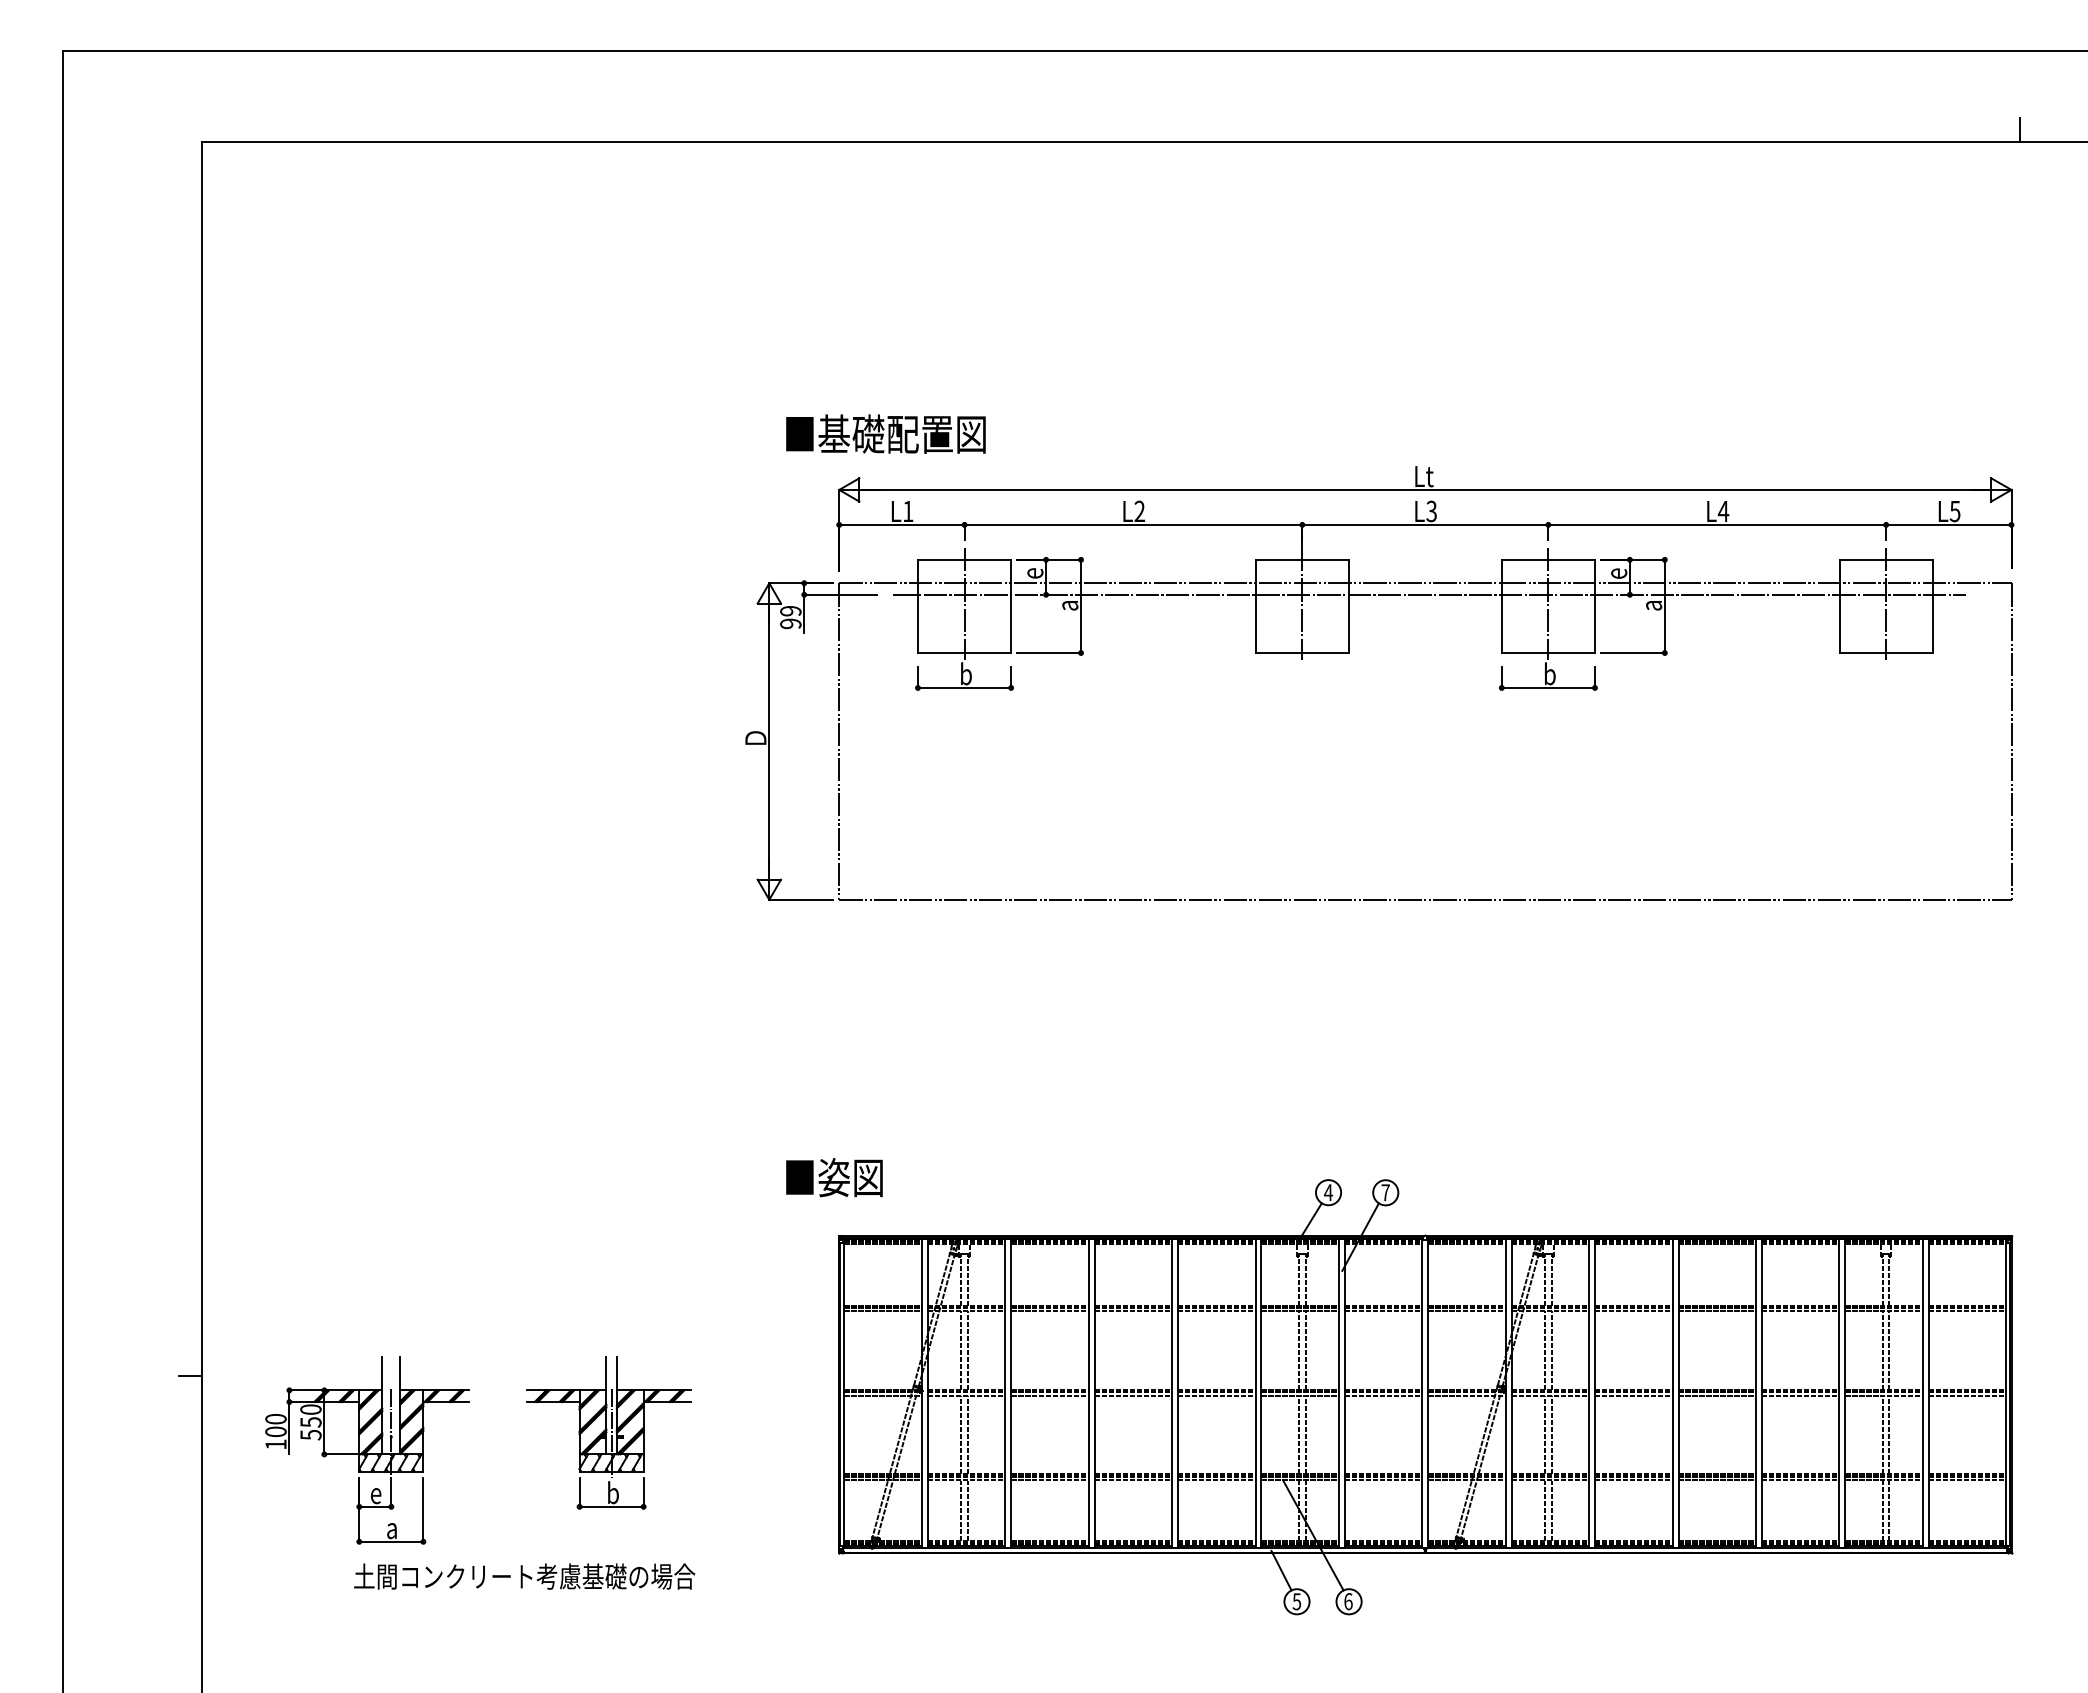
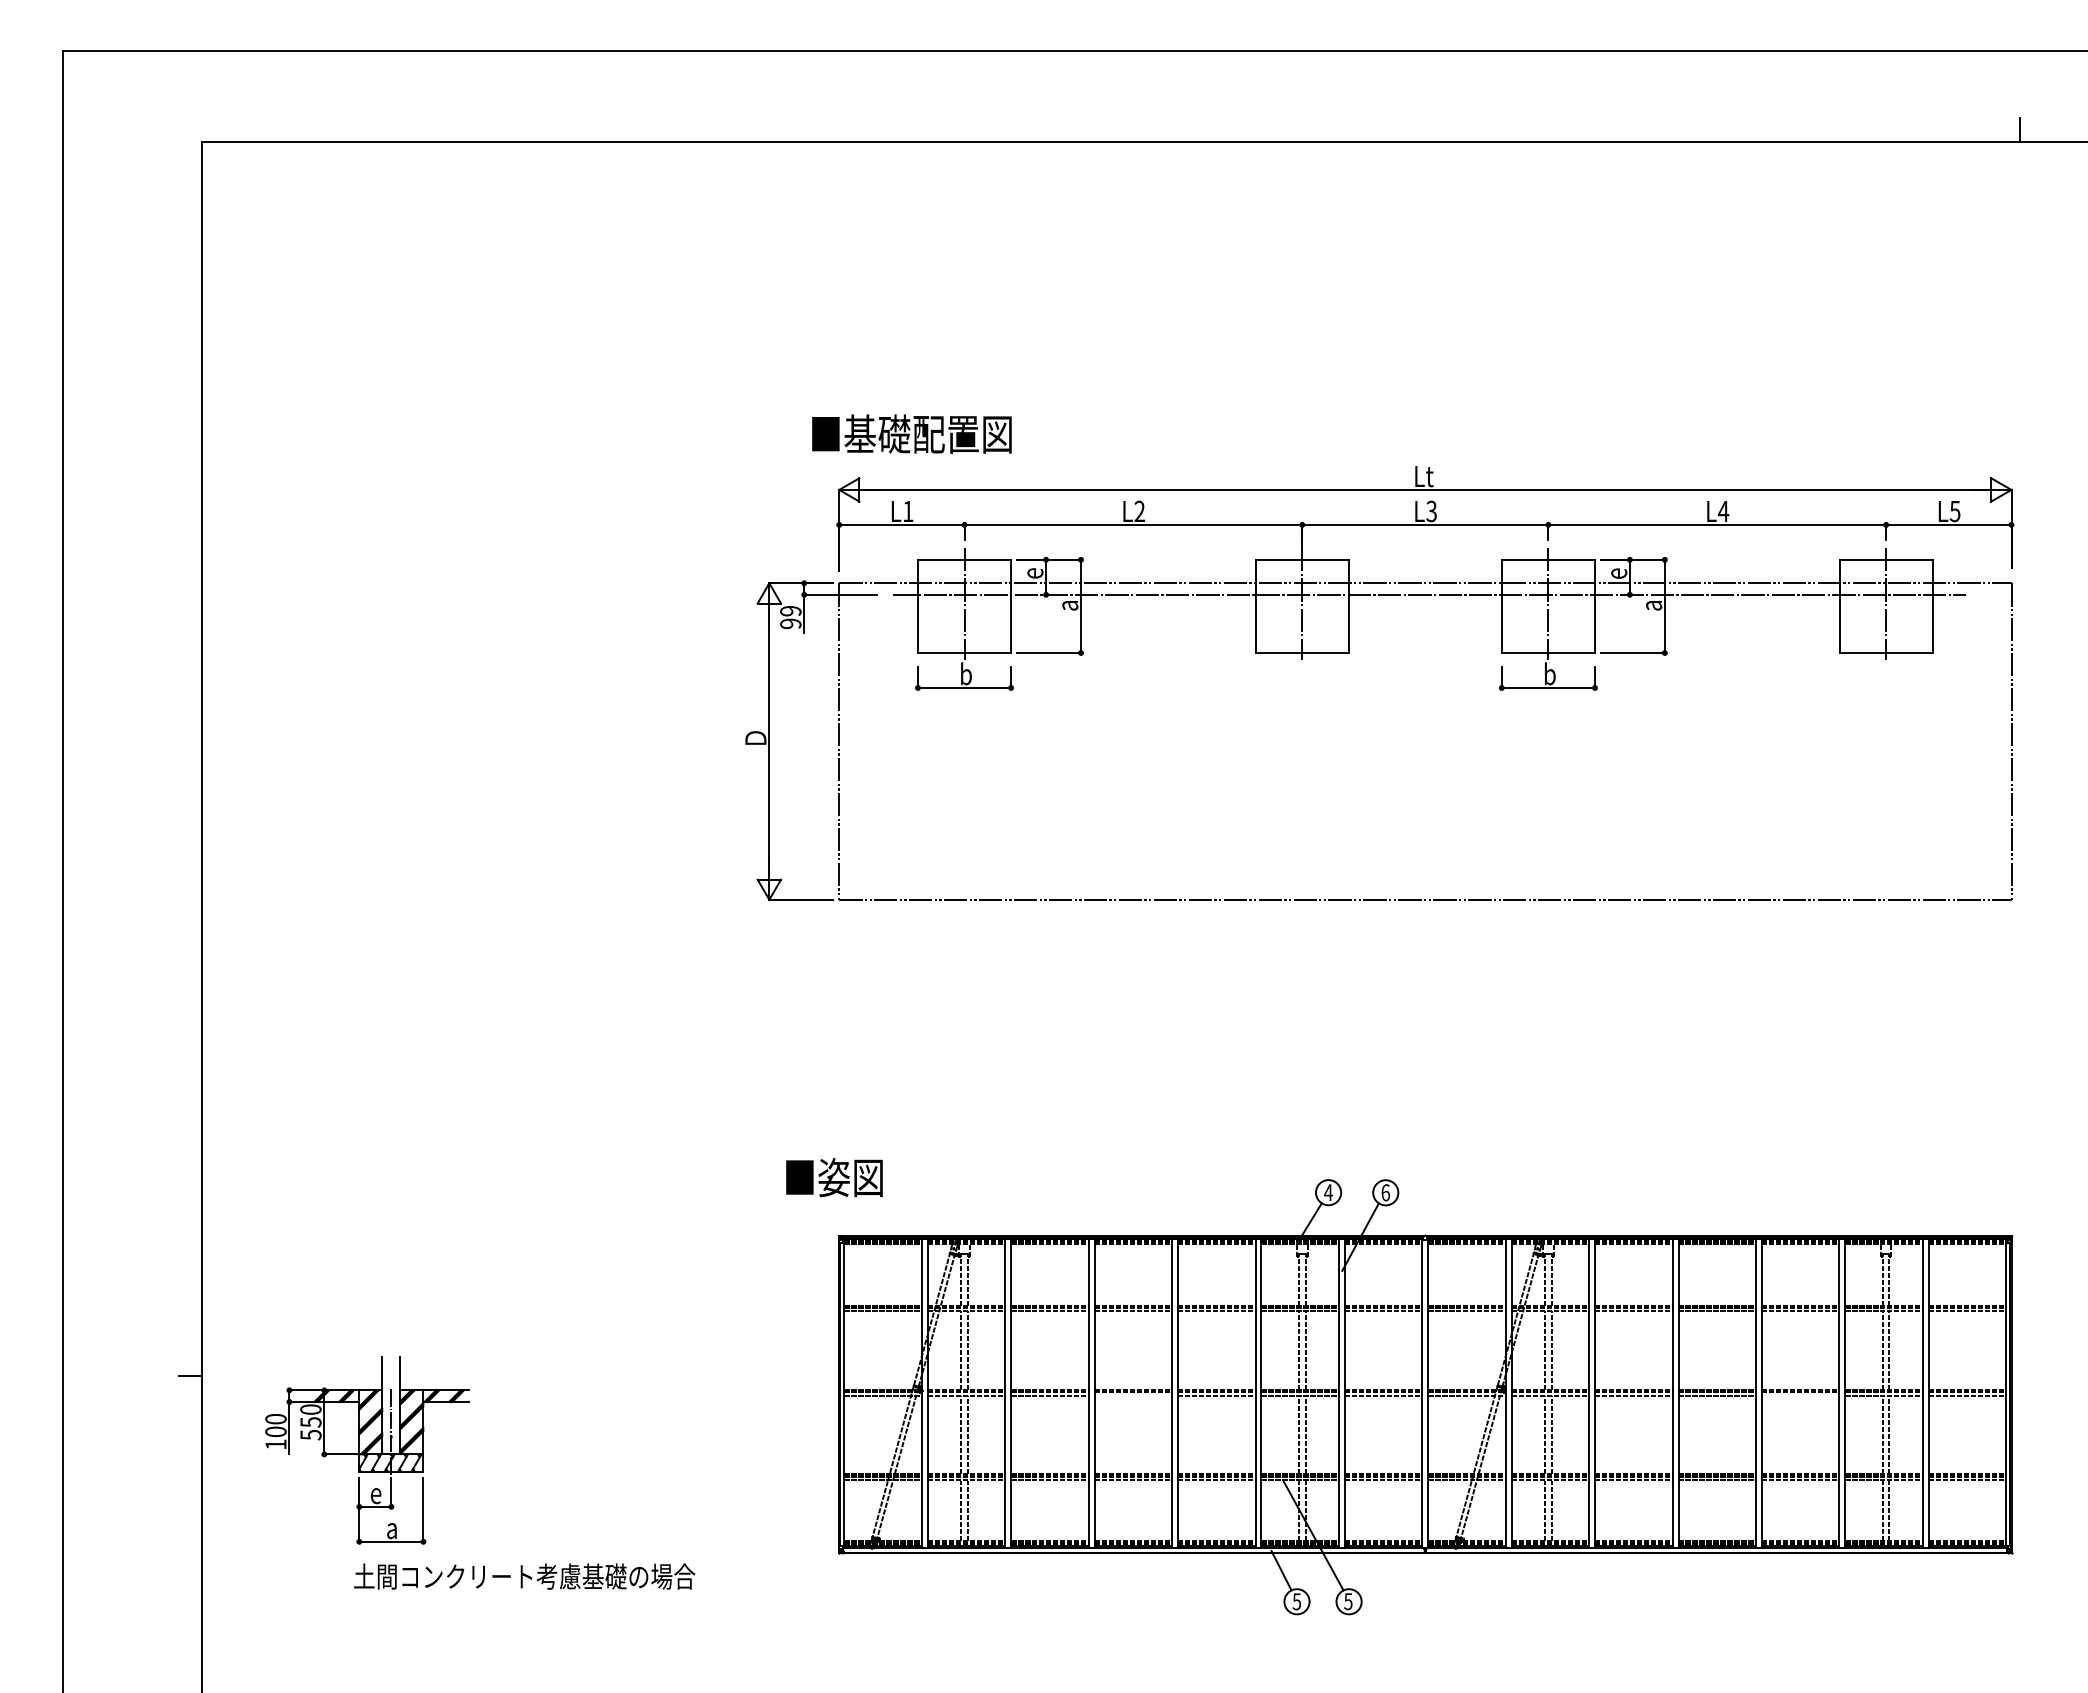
text position: (885, 433) -> (911, 433) (911, 433)
text: 7 -> 6 (1385, 1192)
line: present -> none (1133, 1395)
line: present -> none (1800, 1395)
part: present -> none (608, 1432)
text: 6 -> 5 (1348, 1601)
